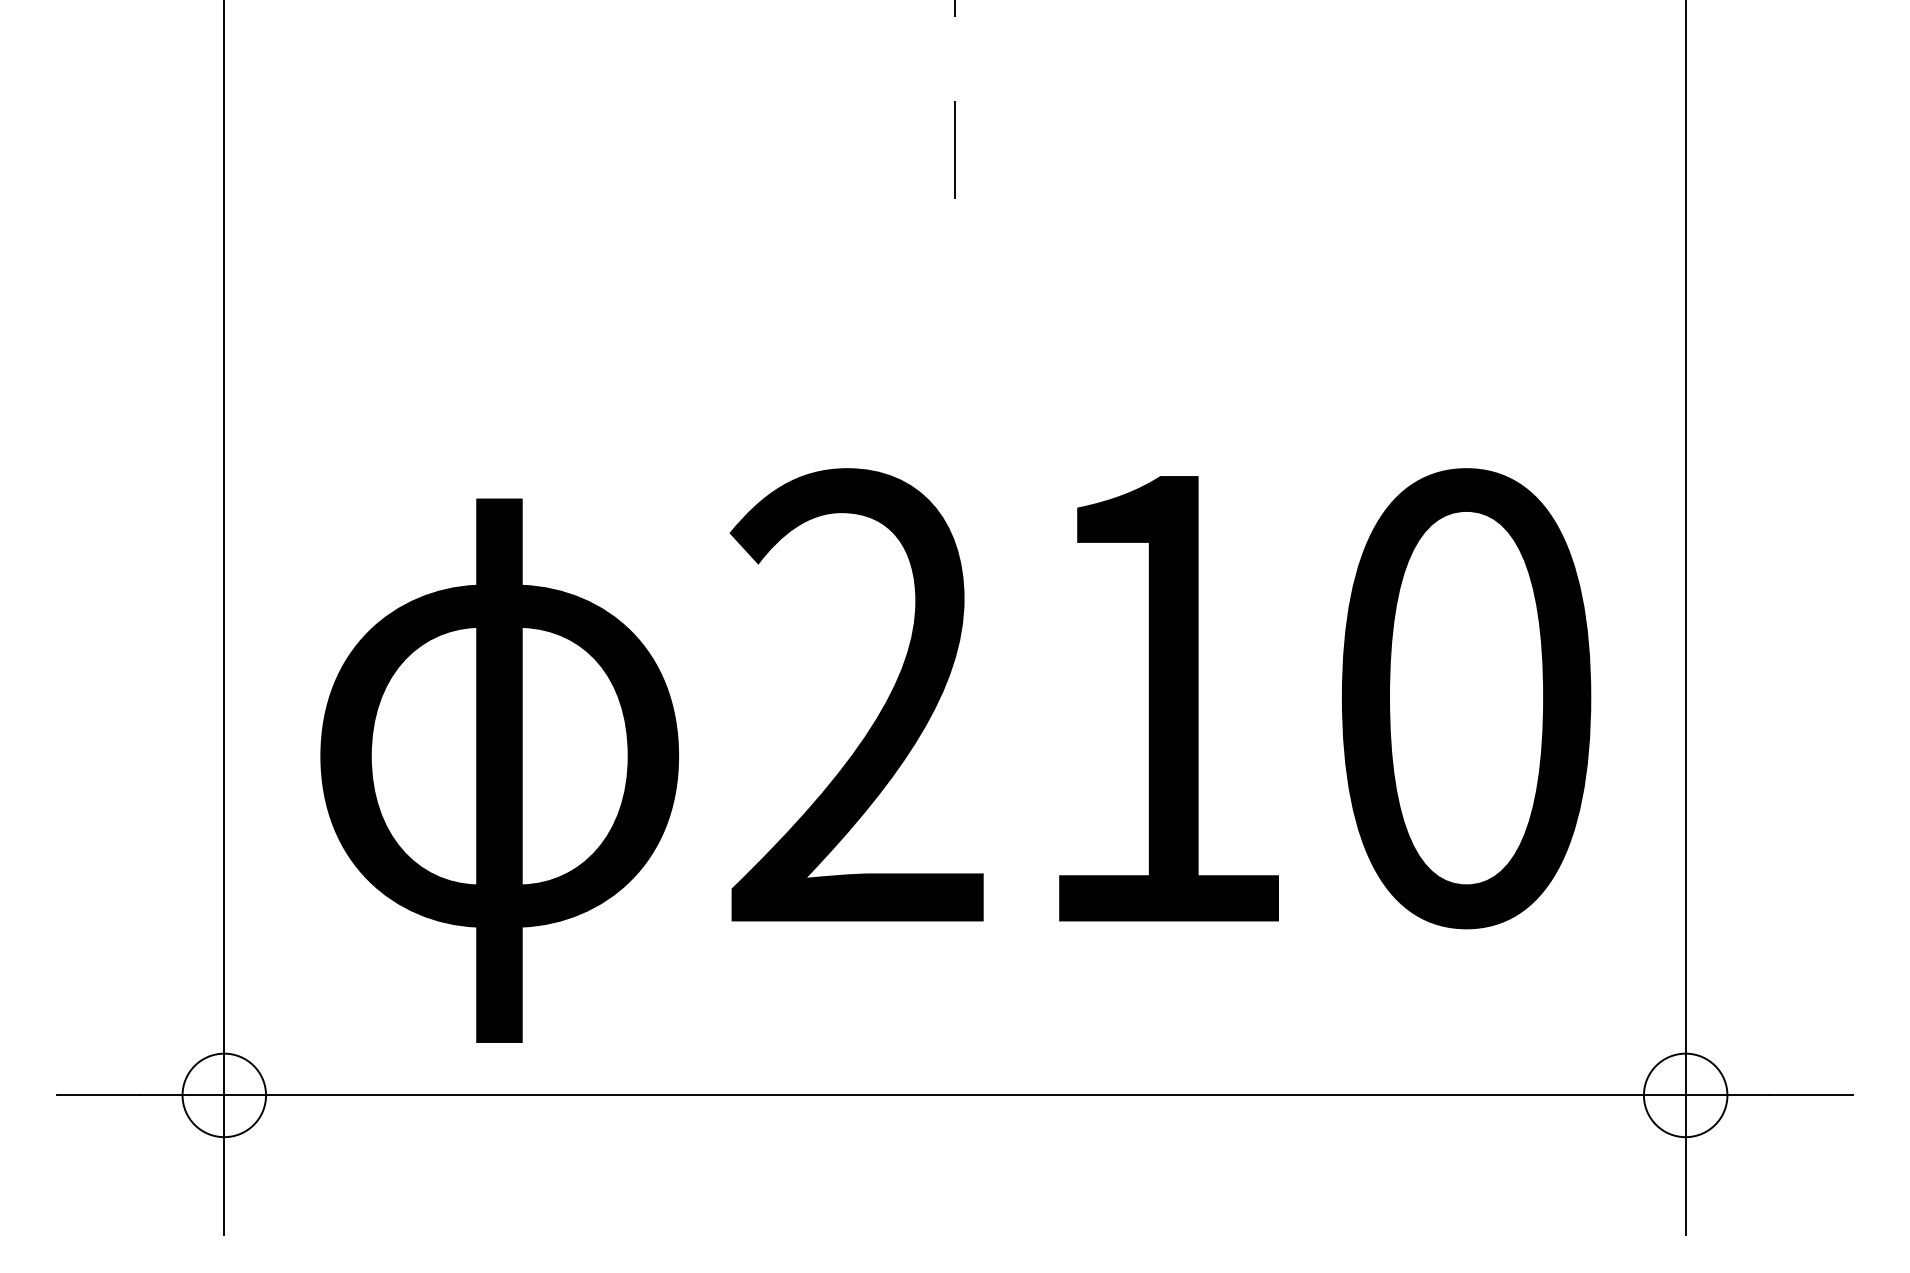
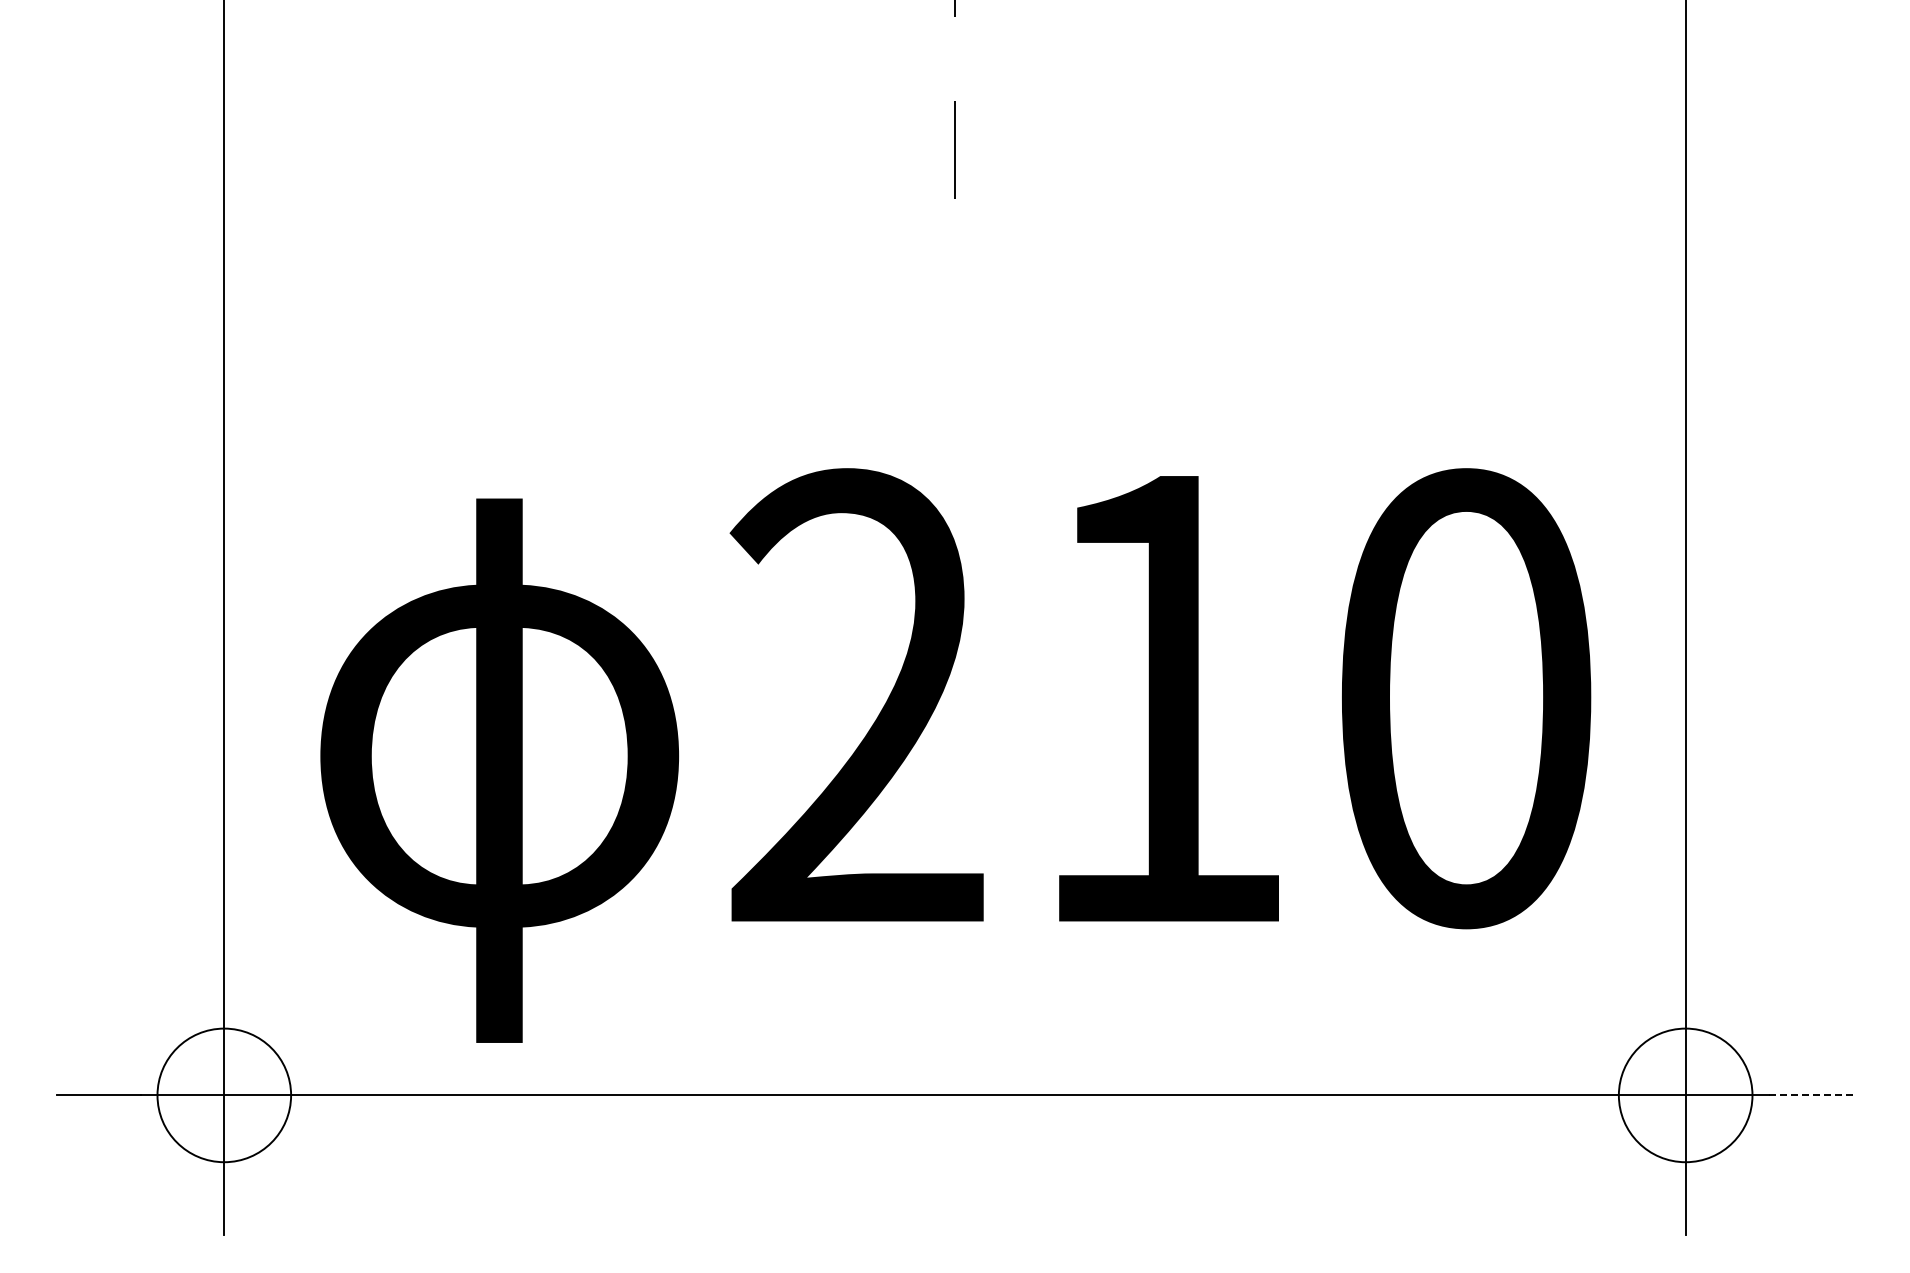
circle diameter: 84 px -> 134 px (224, 1095)
circle diameter: 84 px -> 134 px (1685, 1095)
line: solid -> dashed (1810, 1095)
